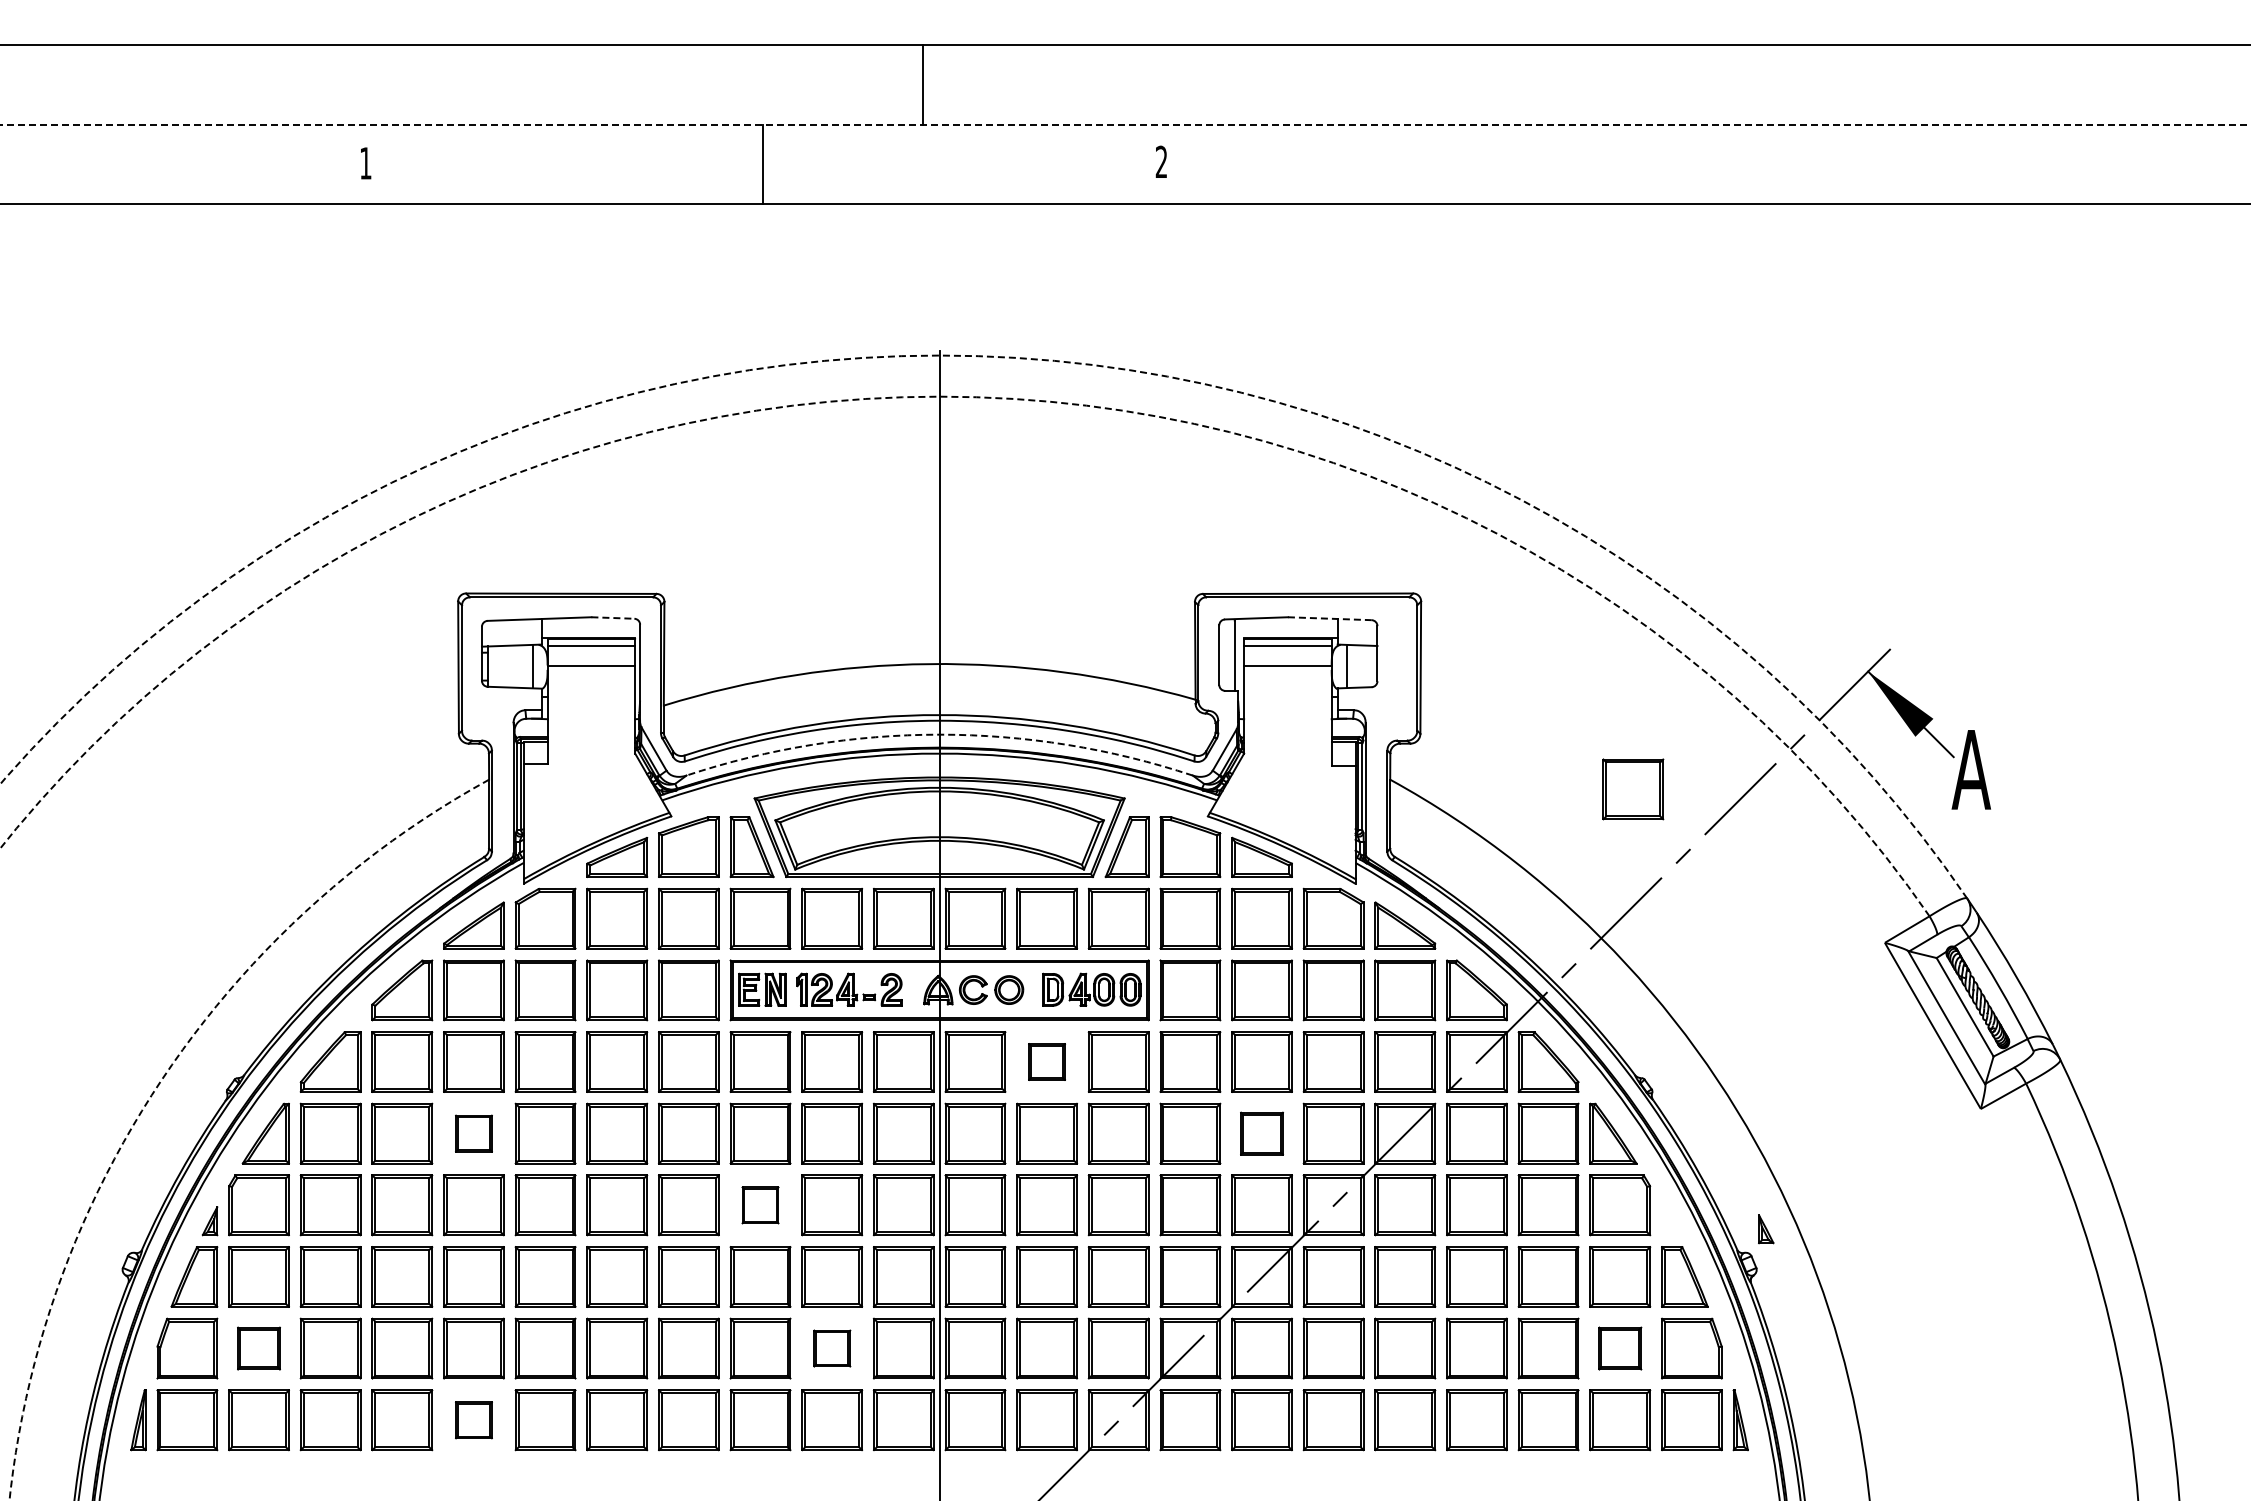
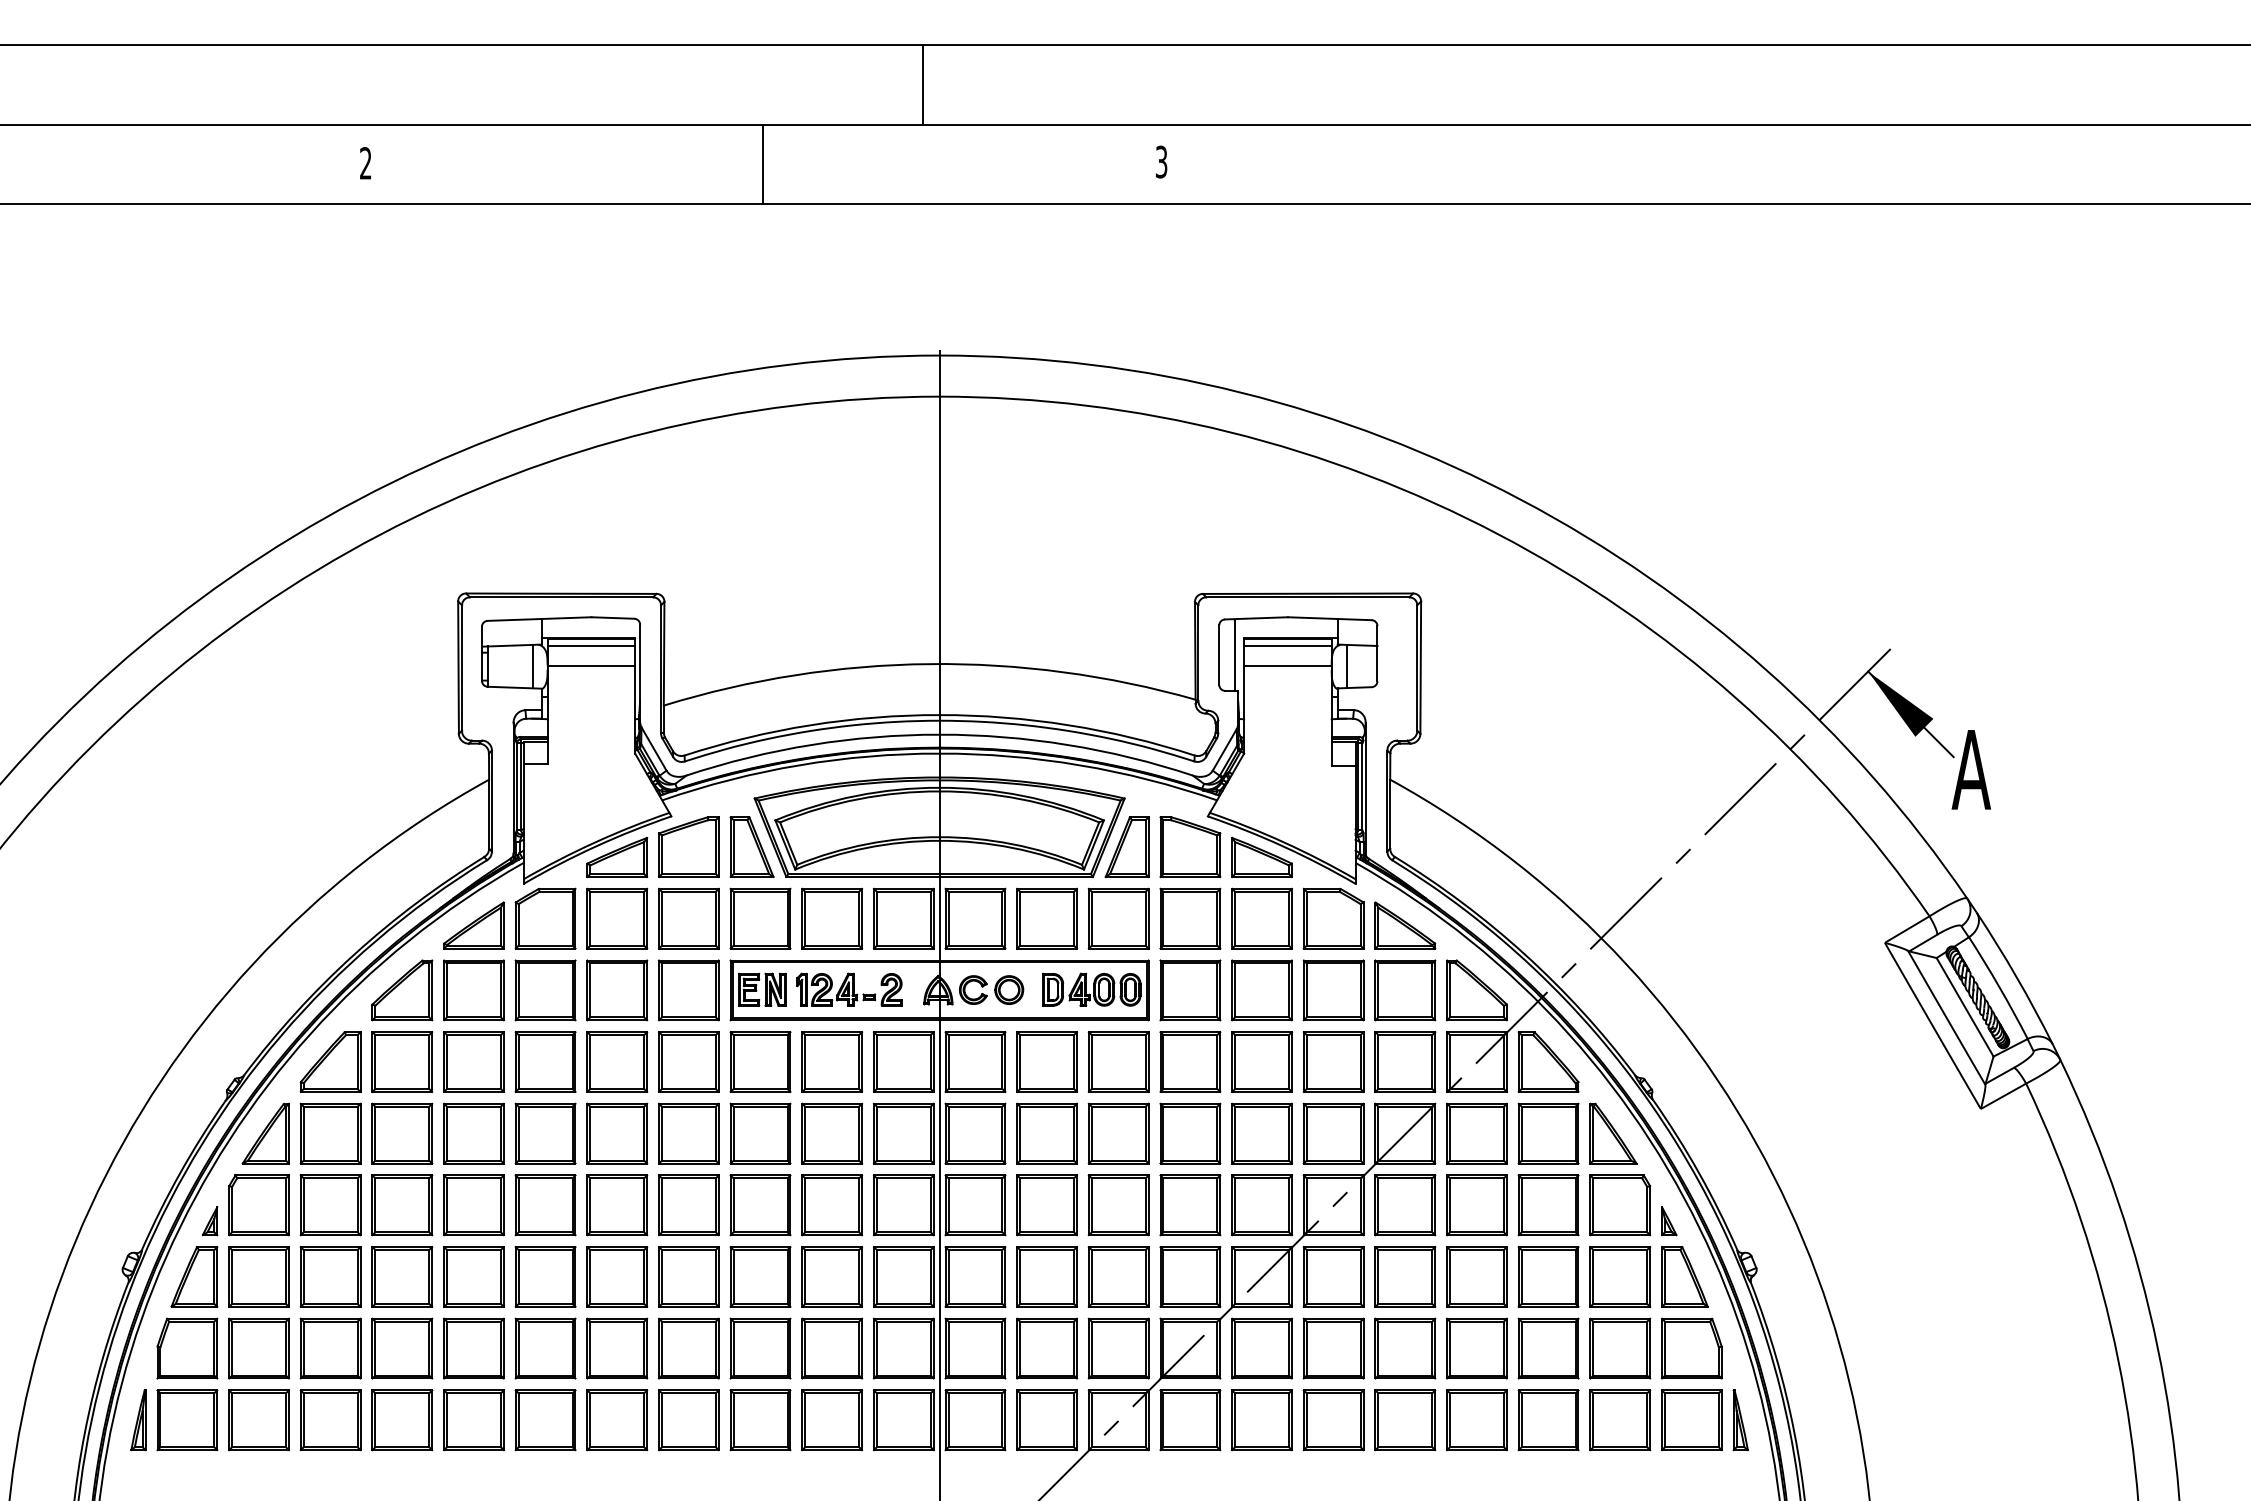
line: dashed -> solid (1125, 124)
text: 2 -> 3 (1161, 162)
text: 1 -> 2 (365, 163)
arc: dashed -> solid (1011, 357)
arc: dashed -> solid (981, 397)
line: dashed -> solid (612, 618)
line: dashed -> solid (1329, 618)
arc: dashed -> solid (939, 734)
part: present -> none (1633, 789)
part size: 38x38 px -> 62x62 px (1046, 1061)
arc: dashed -> solid (161, 1080)
part size: 38x39 px -> 62x63 px (473, 1133)
part size: 44x45 px -> 62x63 px (1261, 1133)
part size: 39x39 px -> 63x63 px (760, 1205)
part position: (1766, 1229) -> (1669, 1221) (1669, 1221)
part size: 44x45 px -> 62x63 px (258, 1348)
part size: 39x39 px -> 63x63 px (832, 1348)
part size: 45x45 px -> 63x63 px (1620, 1348)
part size: 38x39 px -> 62x63 px (473, 1420)
